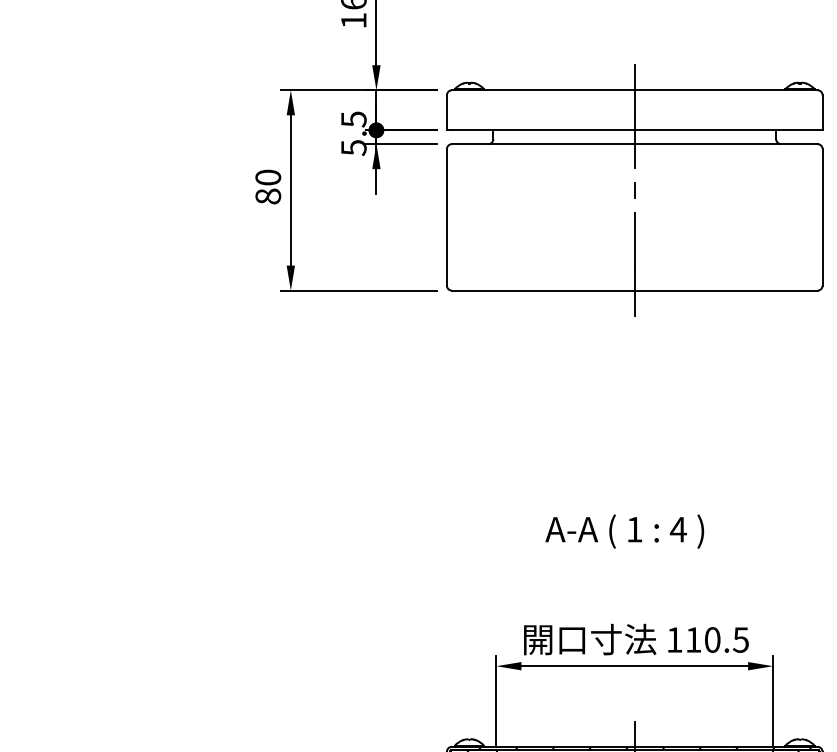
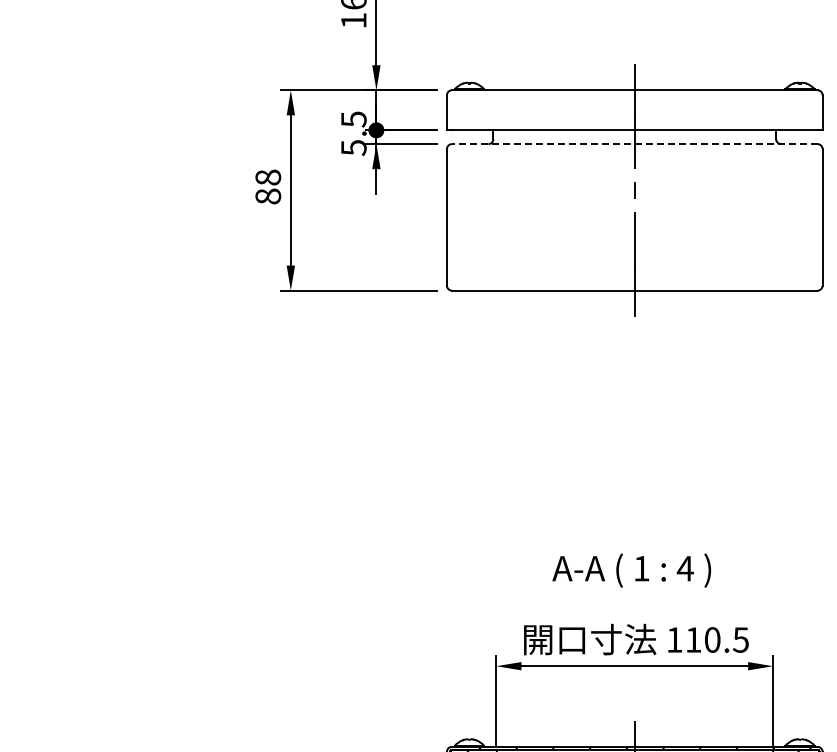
line: solid -> dashed (634, 144)
text: 80 -> 88 (268, 177)
text position: (624, 531) -> (631, 570) (631, 570)
